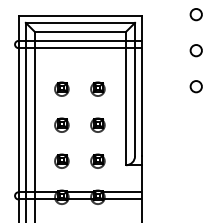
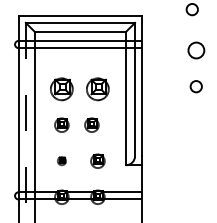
circle position: (195, 14) -> (191, 9) (191, 9)
circle size: 14x14 px -> 19x19 px (196, 50)
part size: 16x16 px -> 24x25 px (61, 89)
part size: 16x16 px -> 24x25 px (97, 89)
line: solid -> dashed (25, 122)
part position: (97, 124) -> (91, 124) (91, 124)
part size: 16x16 px -> 10x11 px (61, 161)
